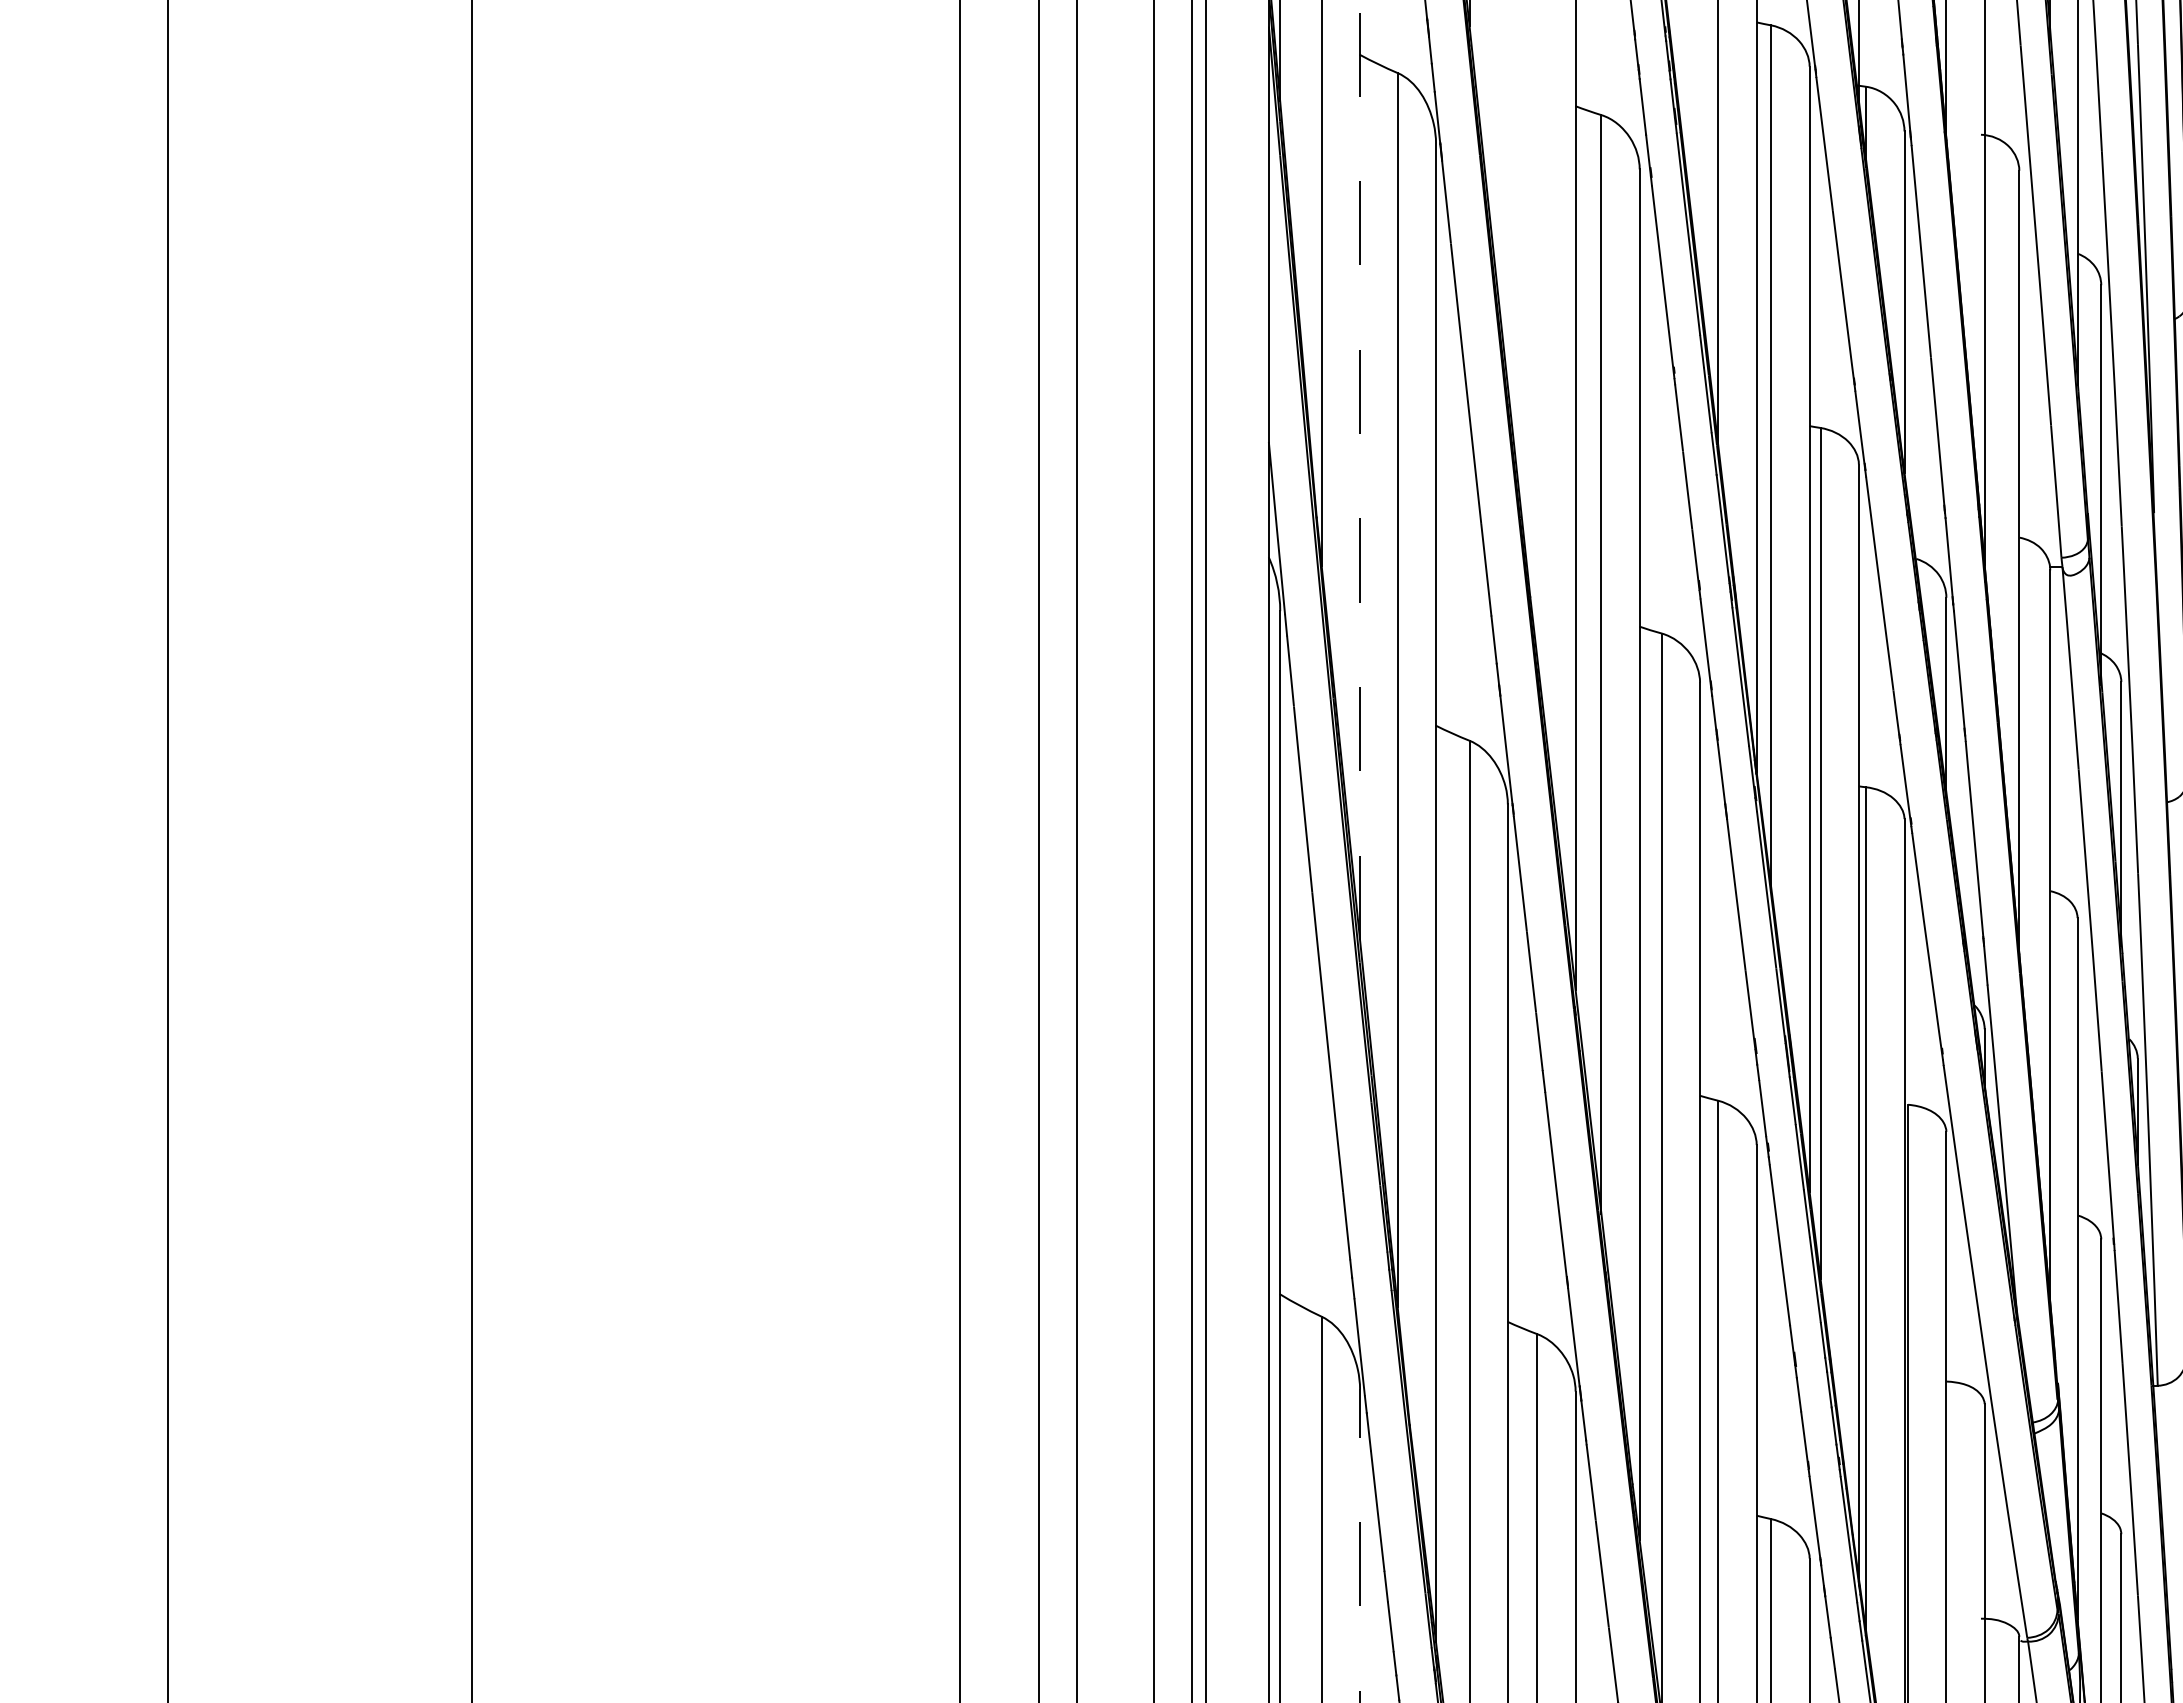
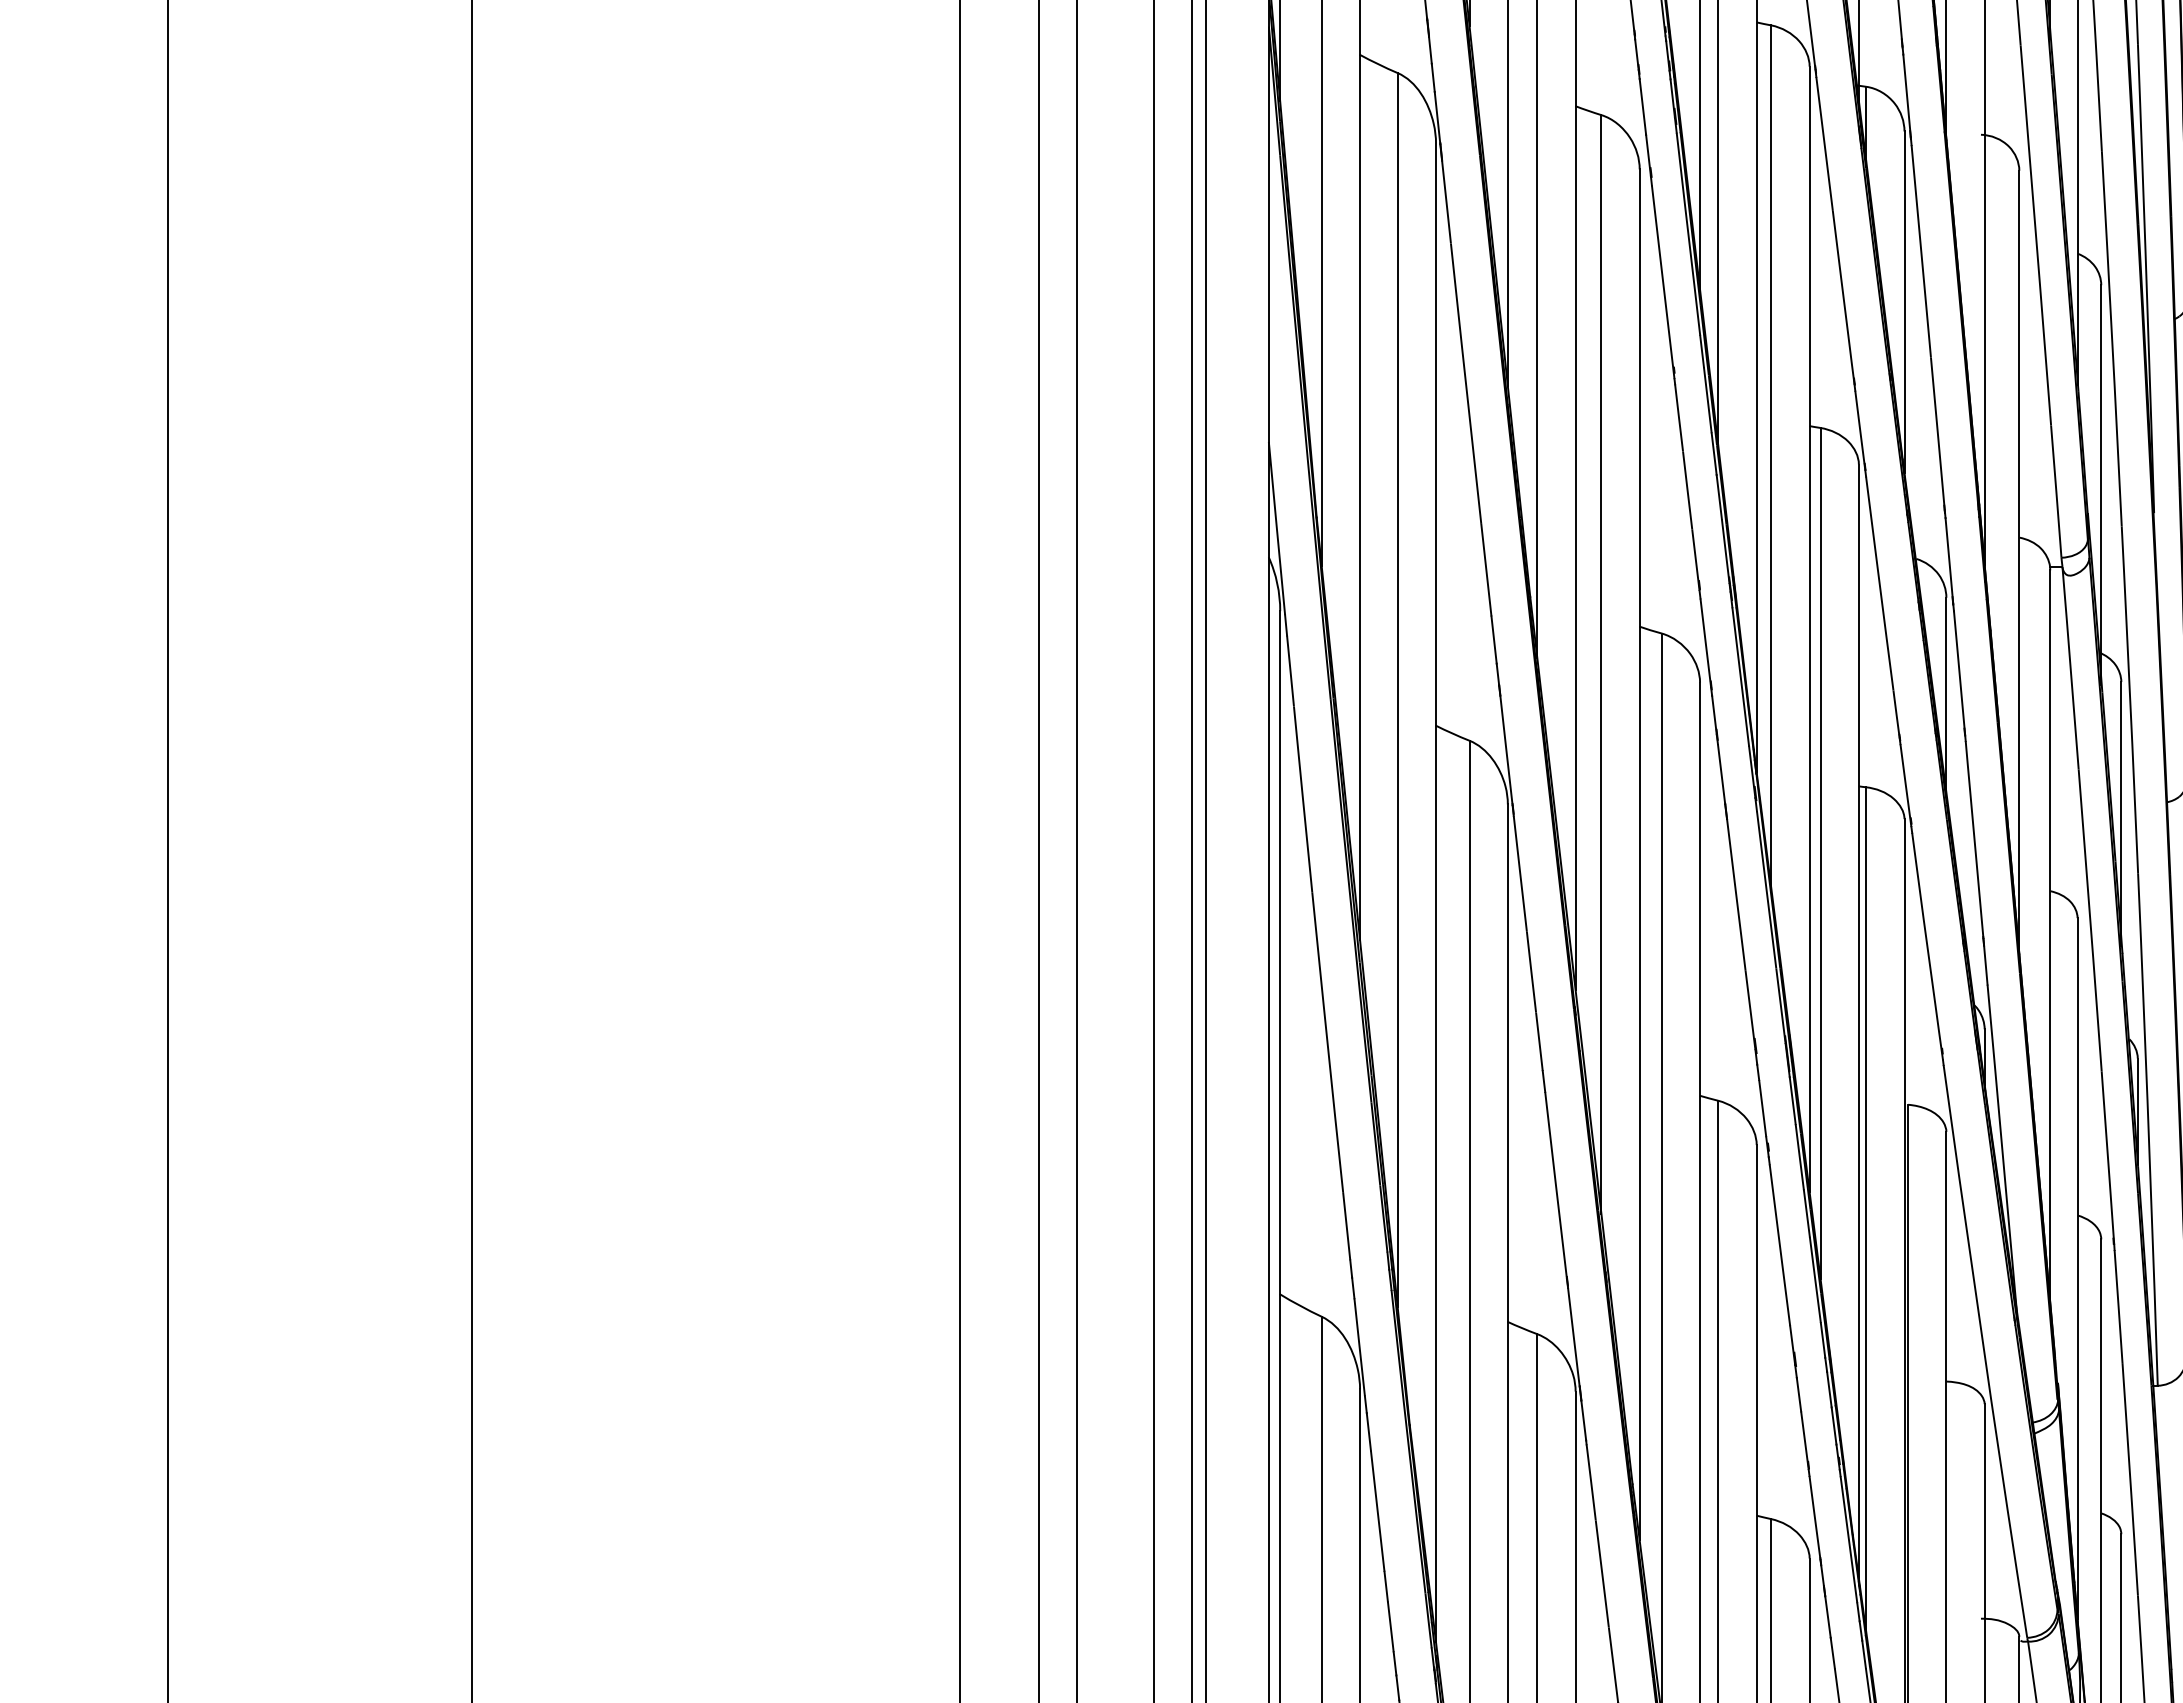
line: none -> present (1700, 146)
line: none -> present (1507, 194)
line: none -> present (1537, 330)
line: dashed -> solid (1360, 469)
line: dashed -> solid (1360, 1545)
